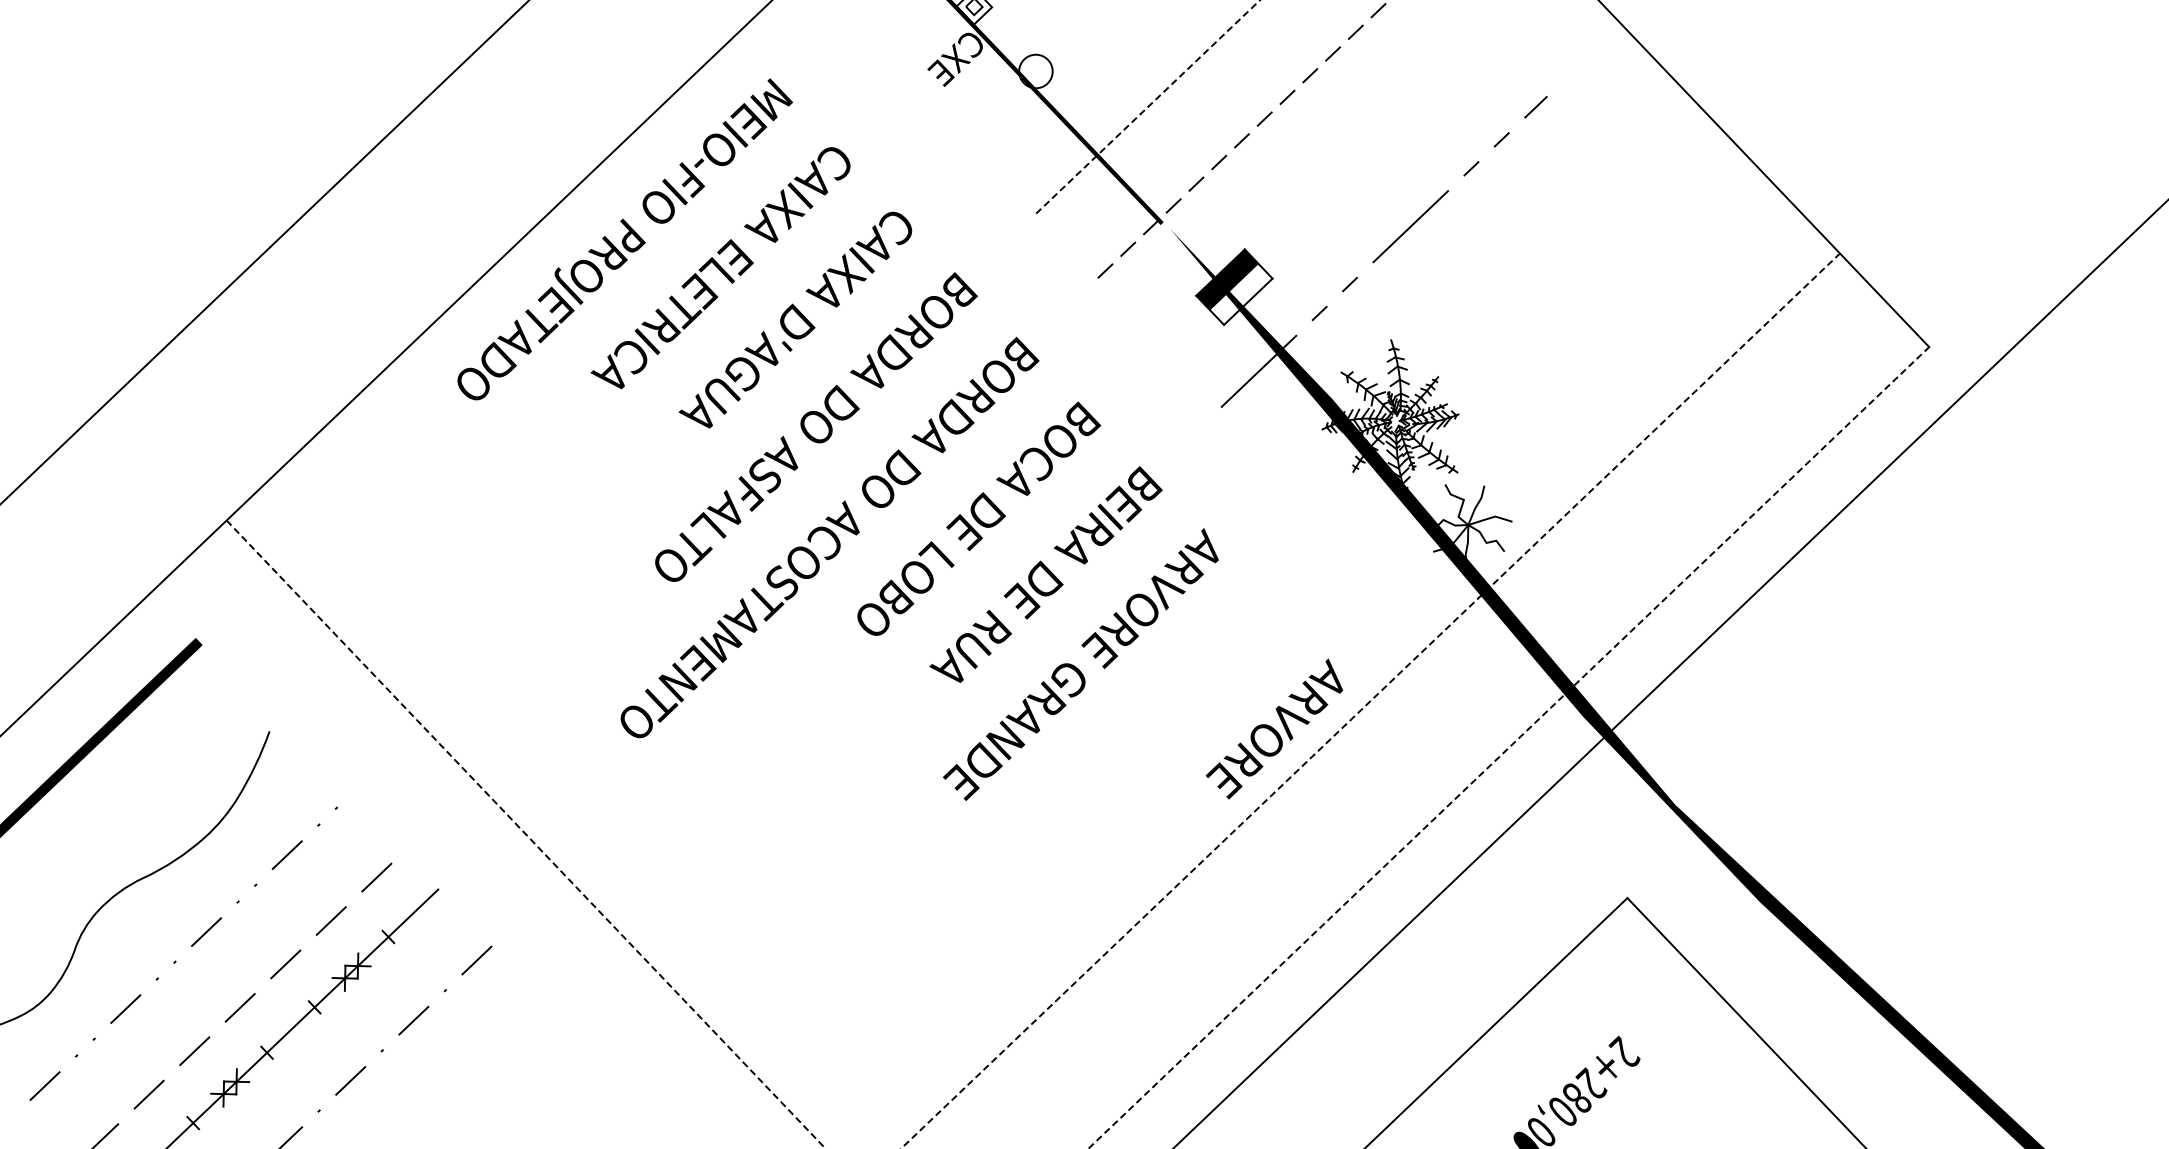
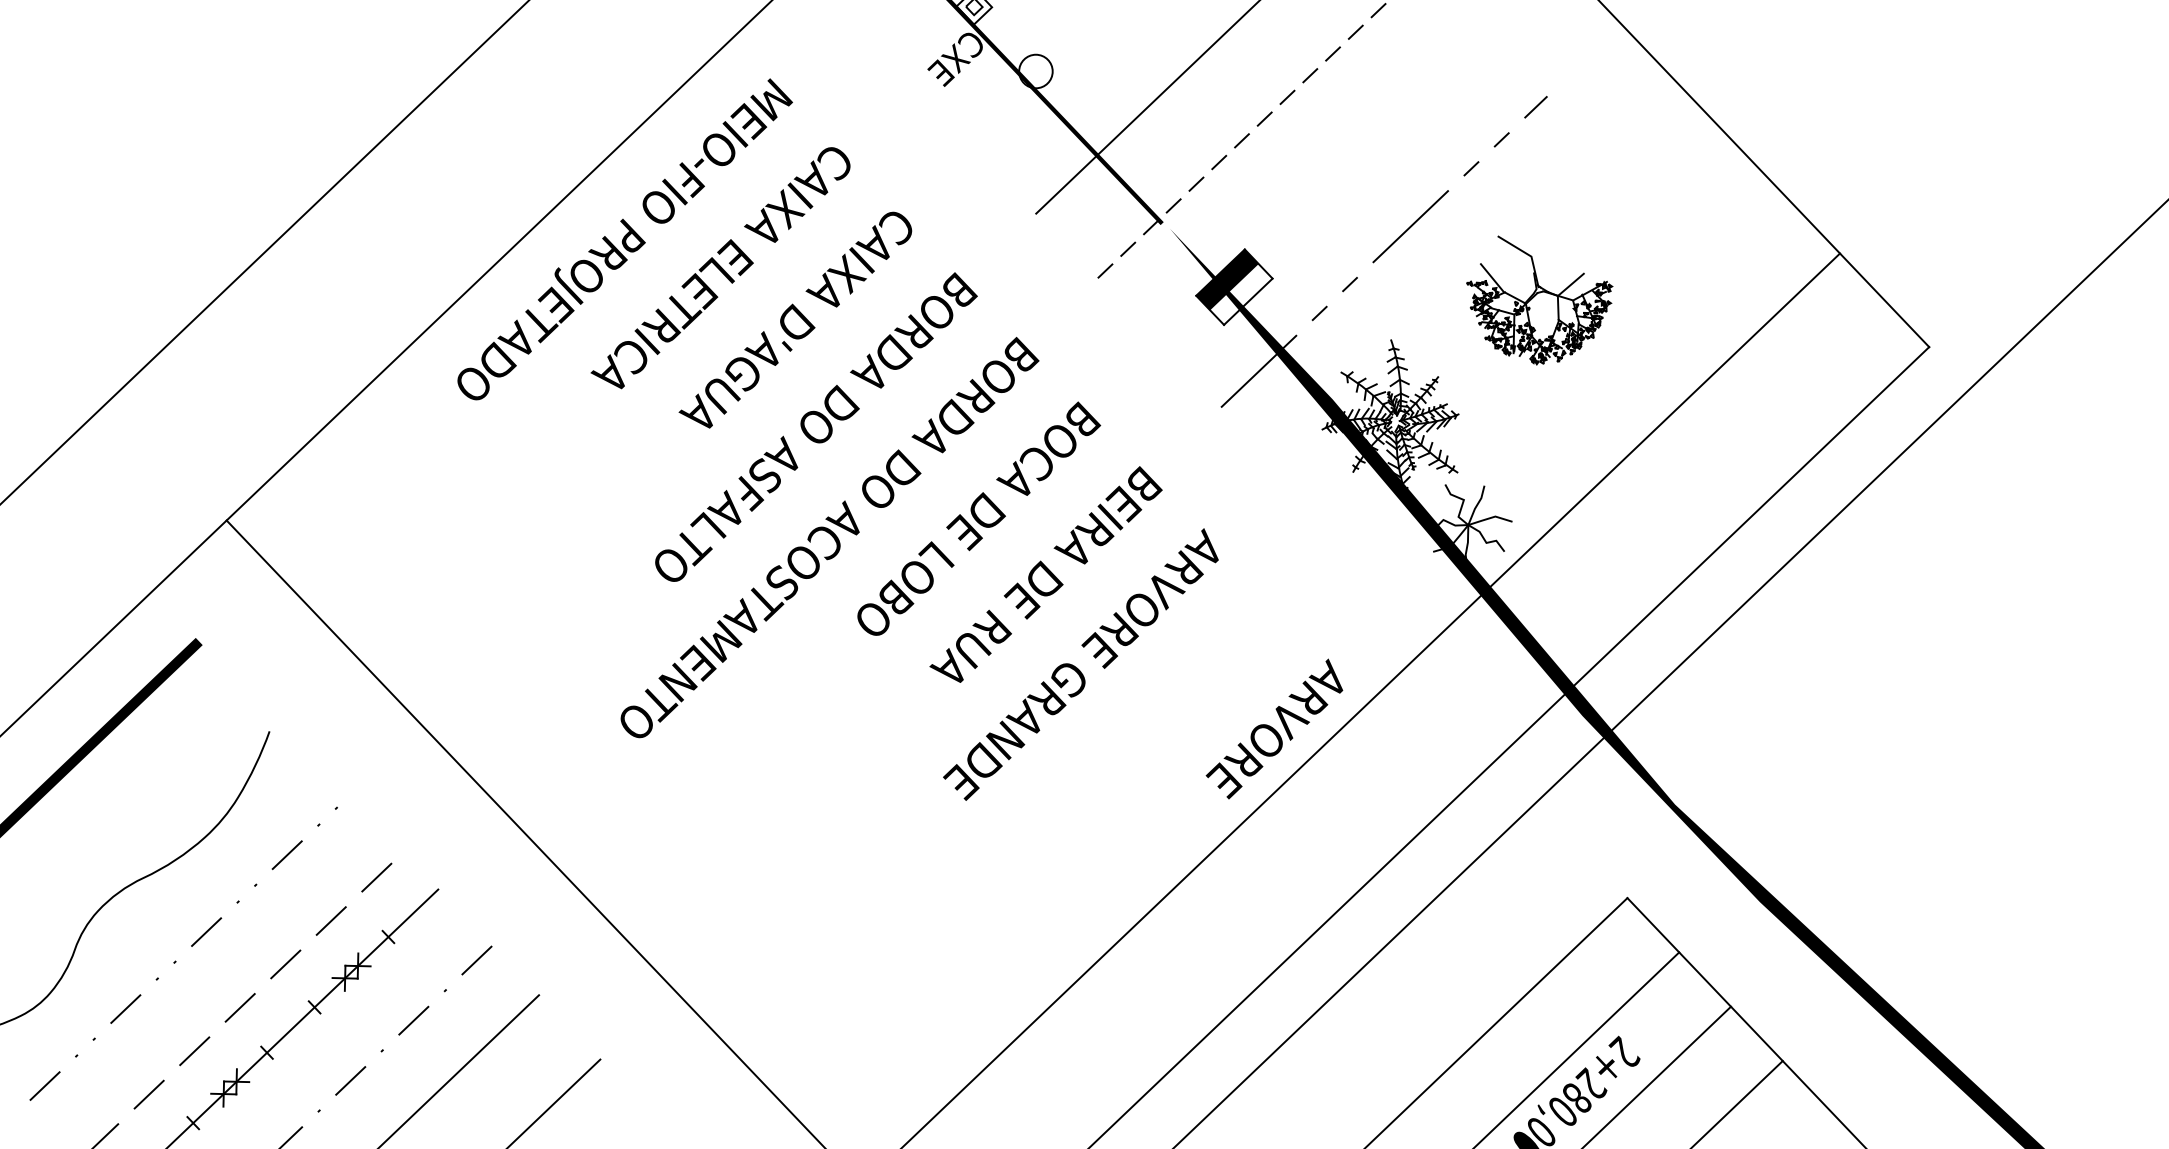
line: dashed -> solid (1148, 106)
part: none -> present (1539, 300)
line: dashed -> solid (1371, 700)
line: dashed -> solid (1508, 747)
line: dashed -> solid (526, 835)
line: none -> present (1577, 1048)
line: none -> present (459, 1070)
line: none -> present (1658, 1075)
line: none -> present (555, 1102)
line: none -> present (1737, 1103)
